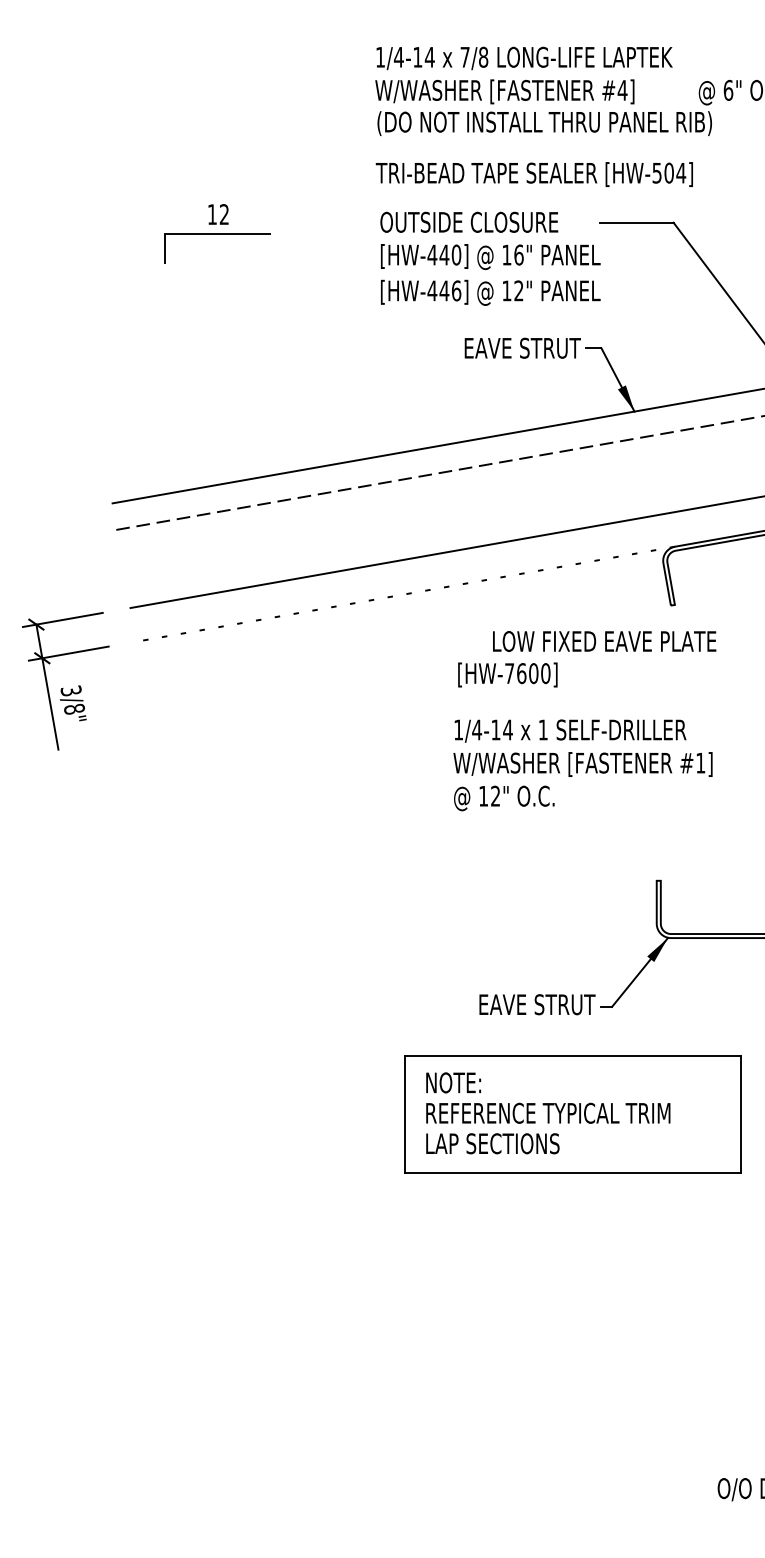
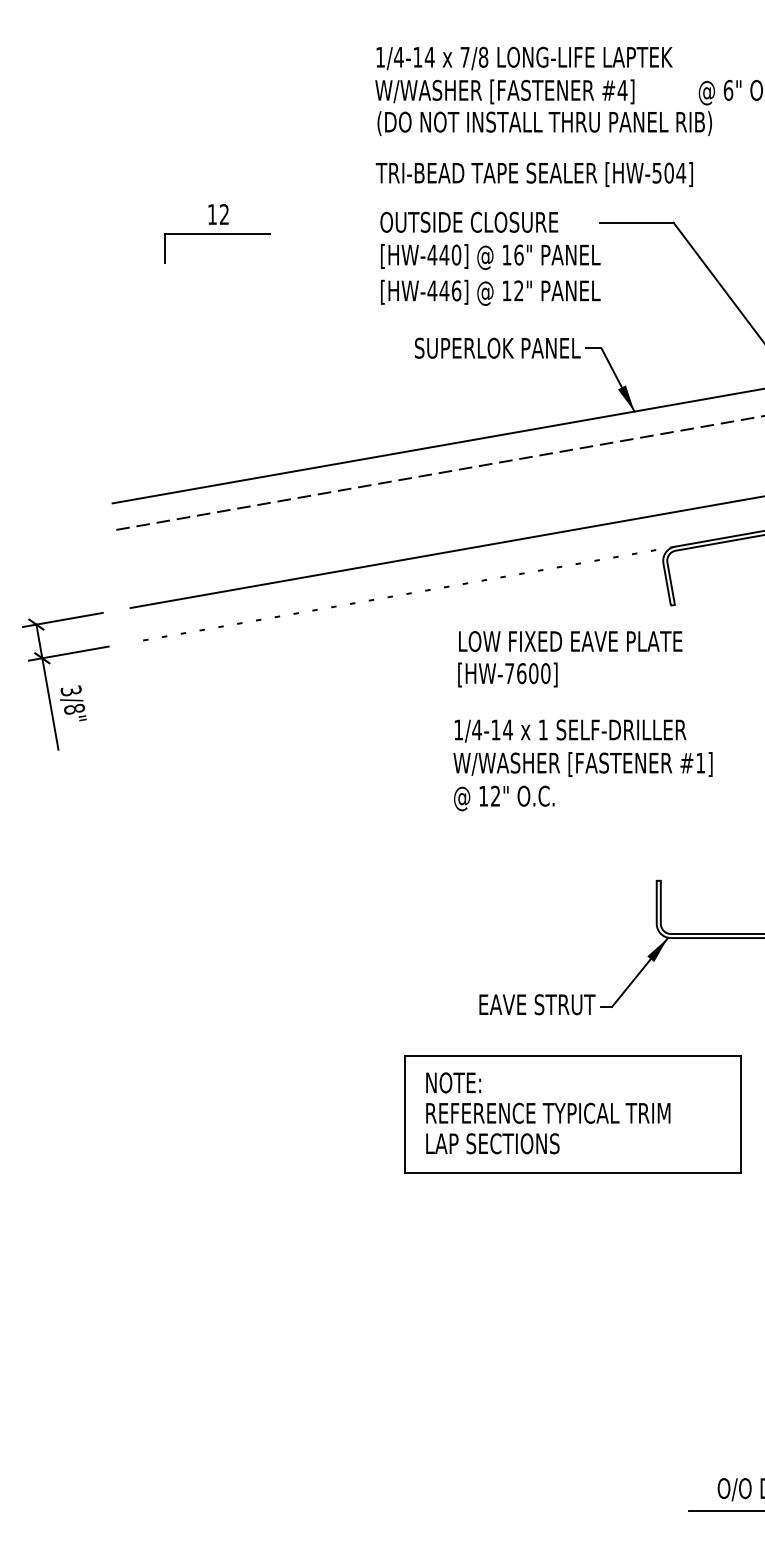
text: EAVE STRUT -> SUPERLOK PANEL (497, 347)
text position: (604, 641) -> (570, 641) (570, 641)
line: none -> present (724, 1511)
